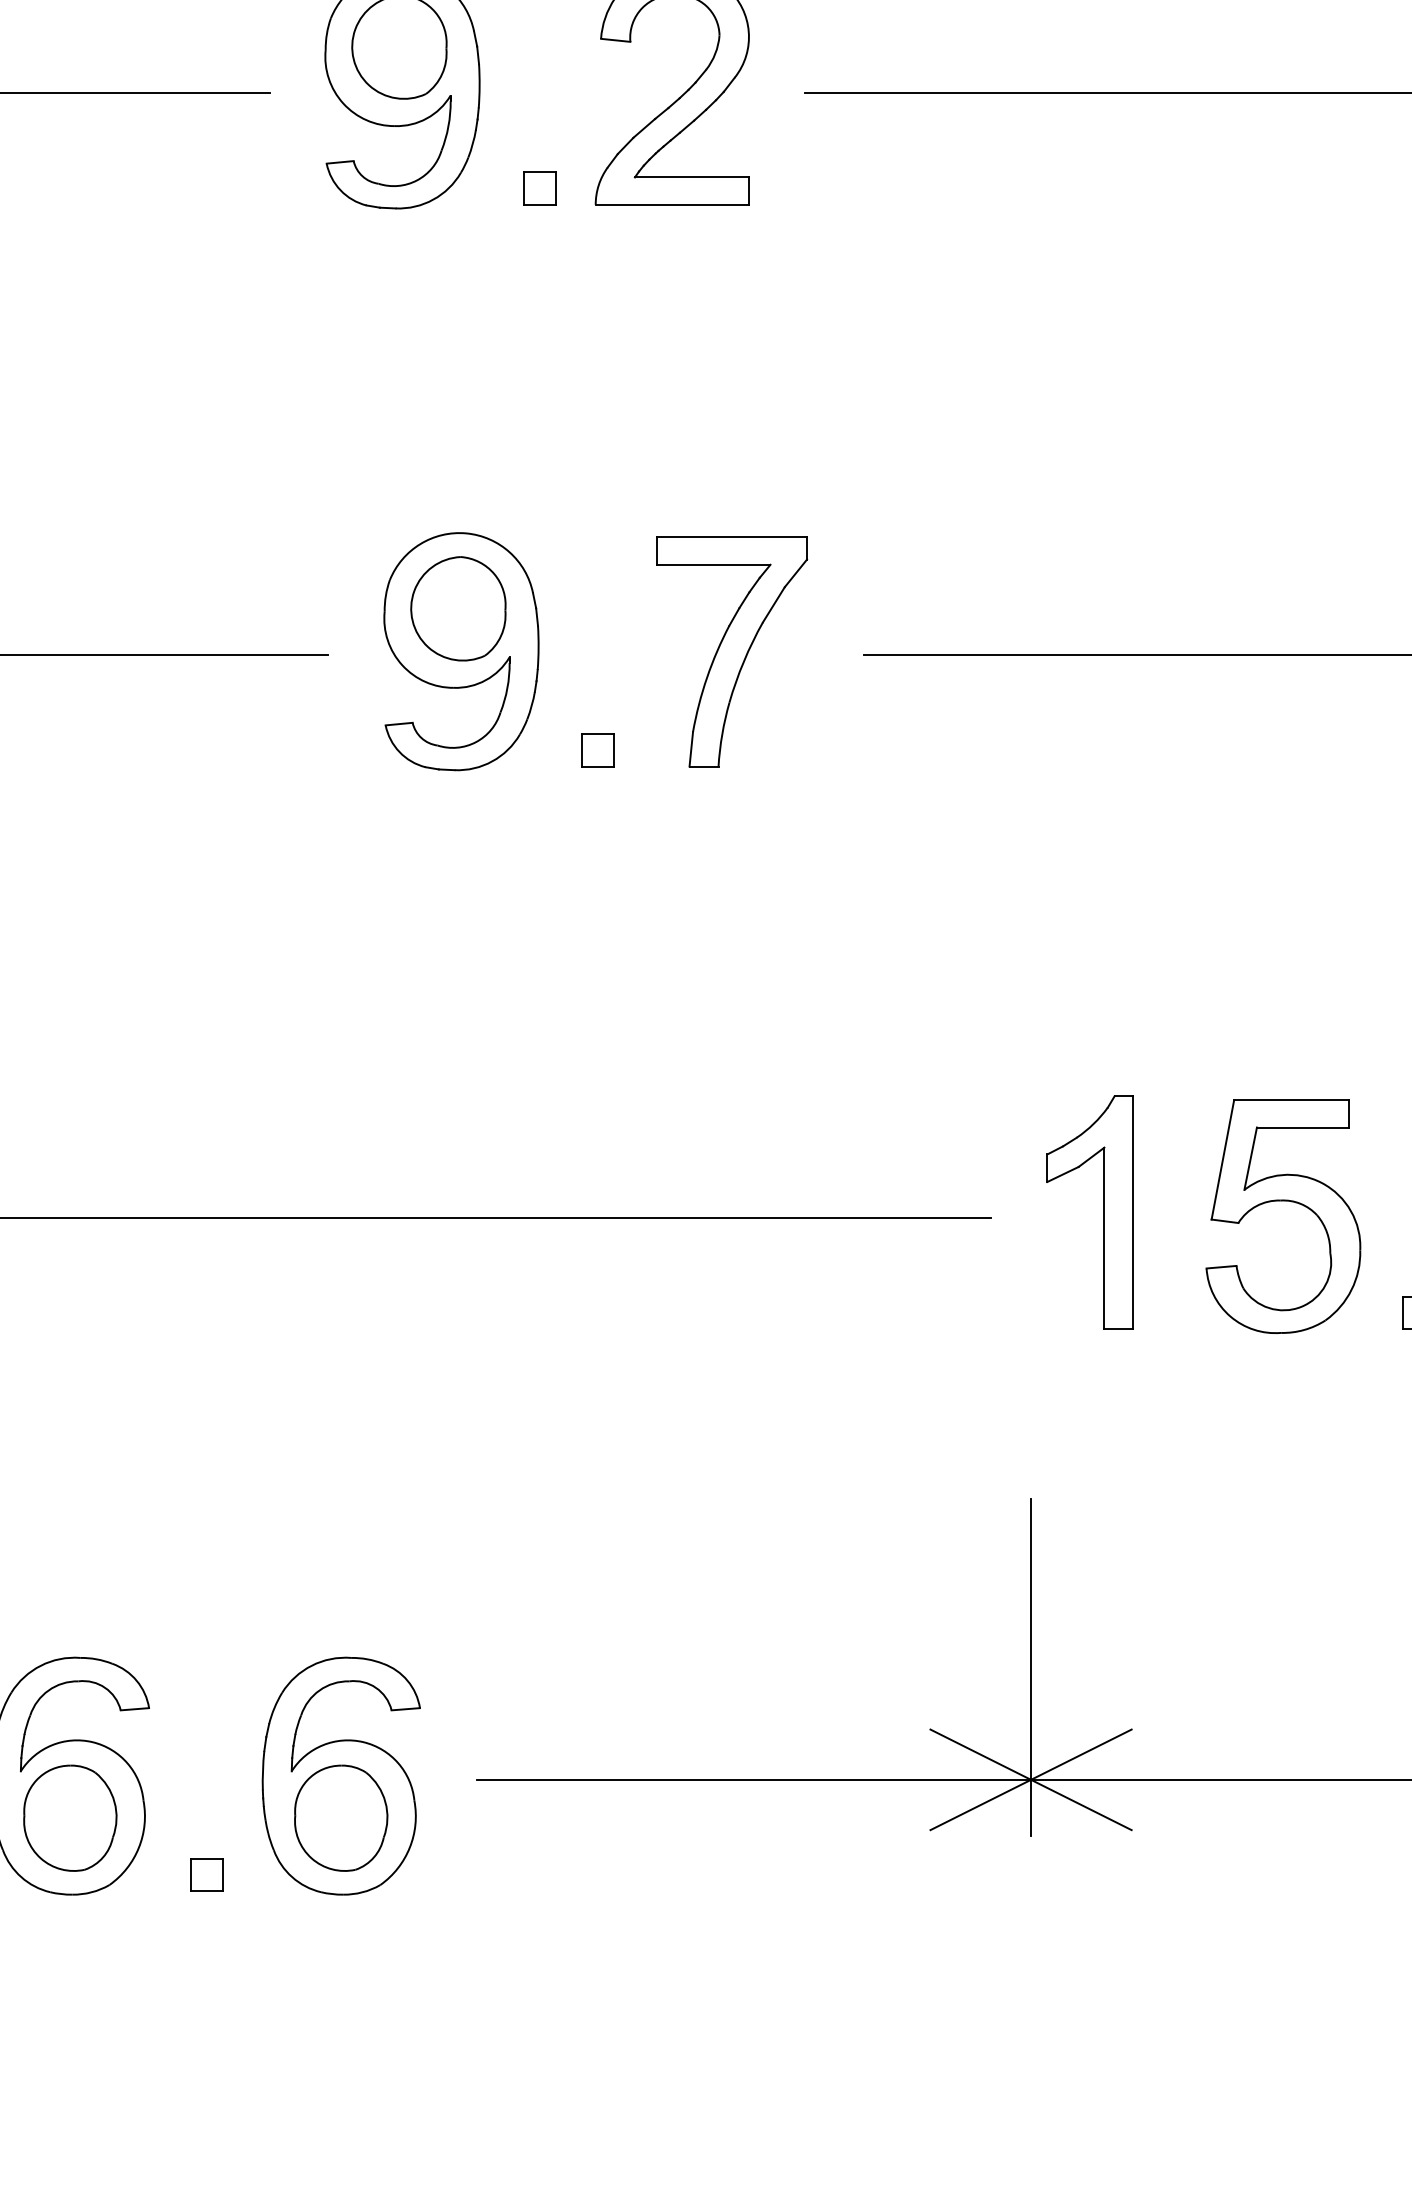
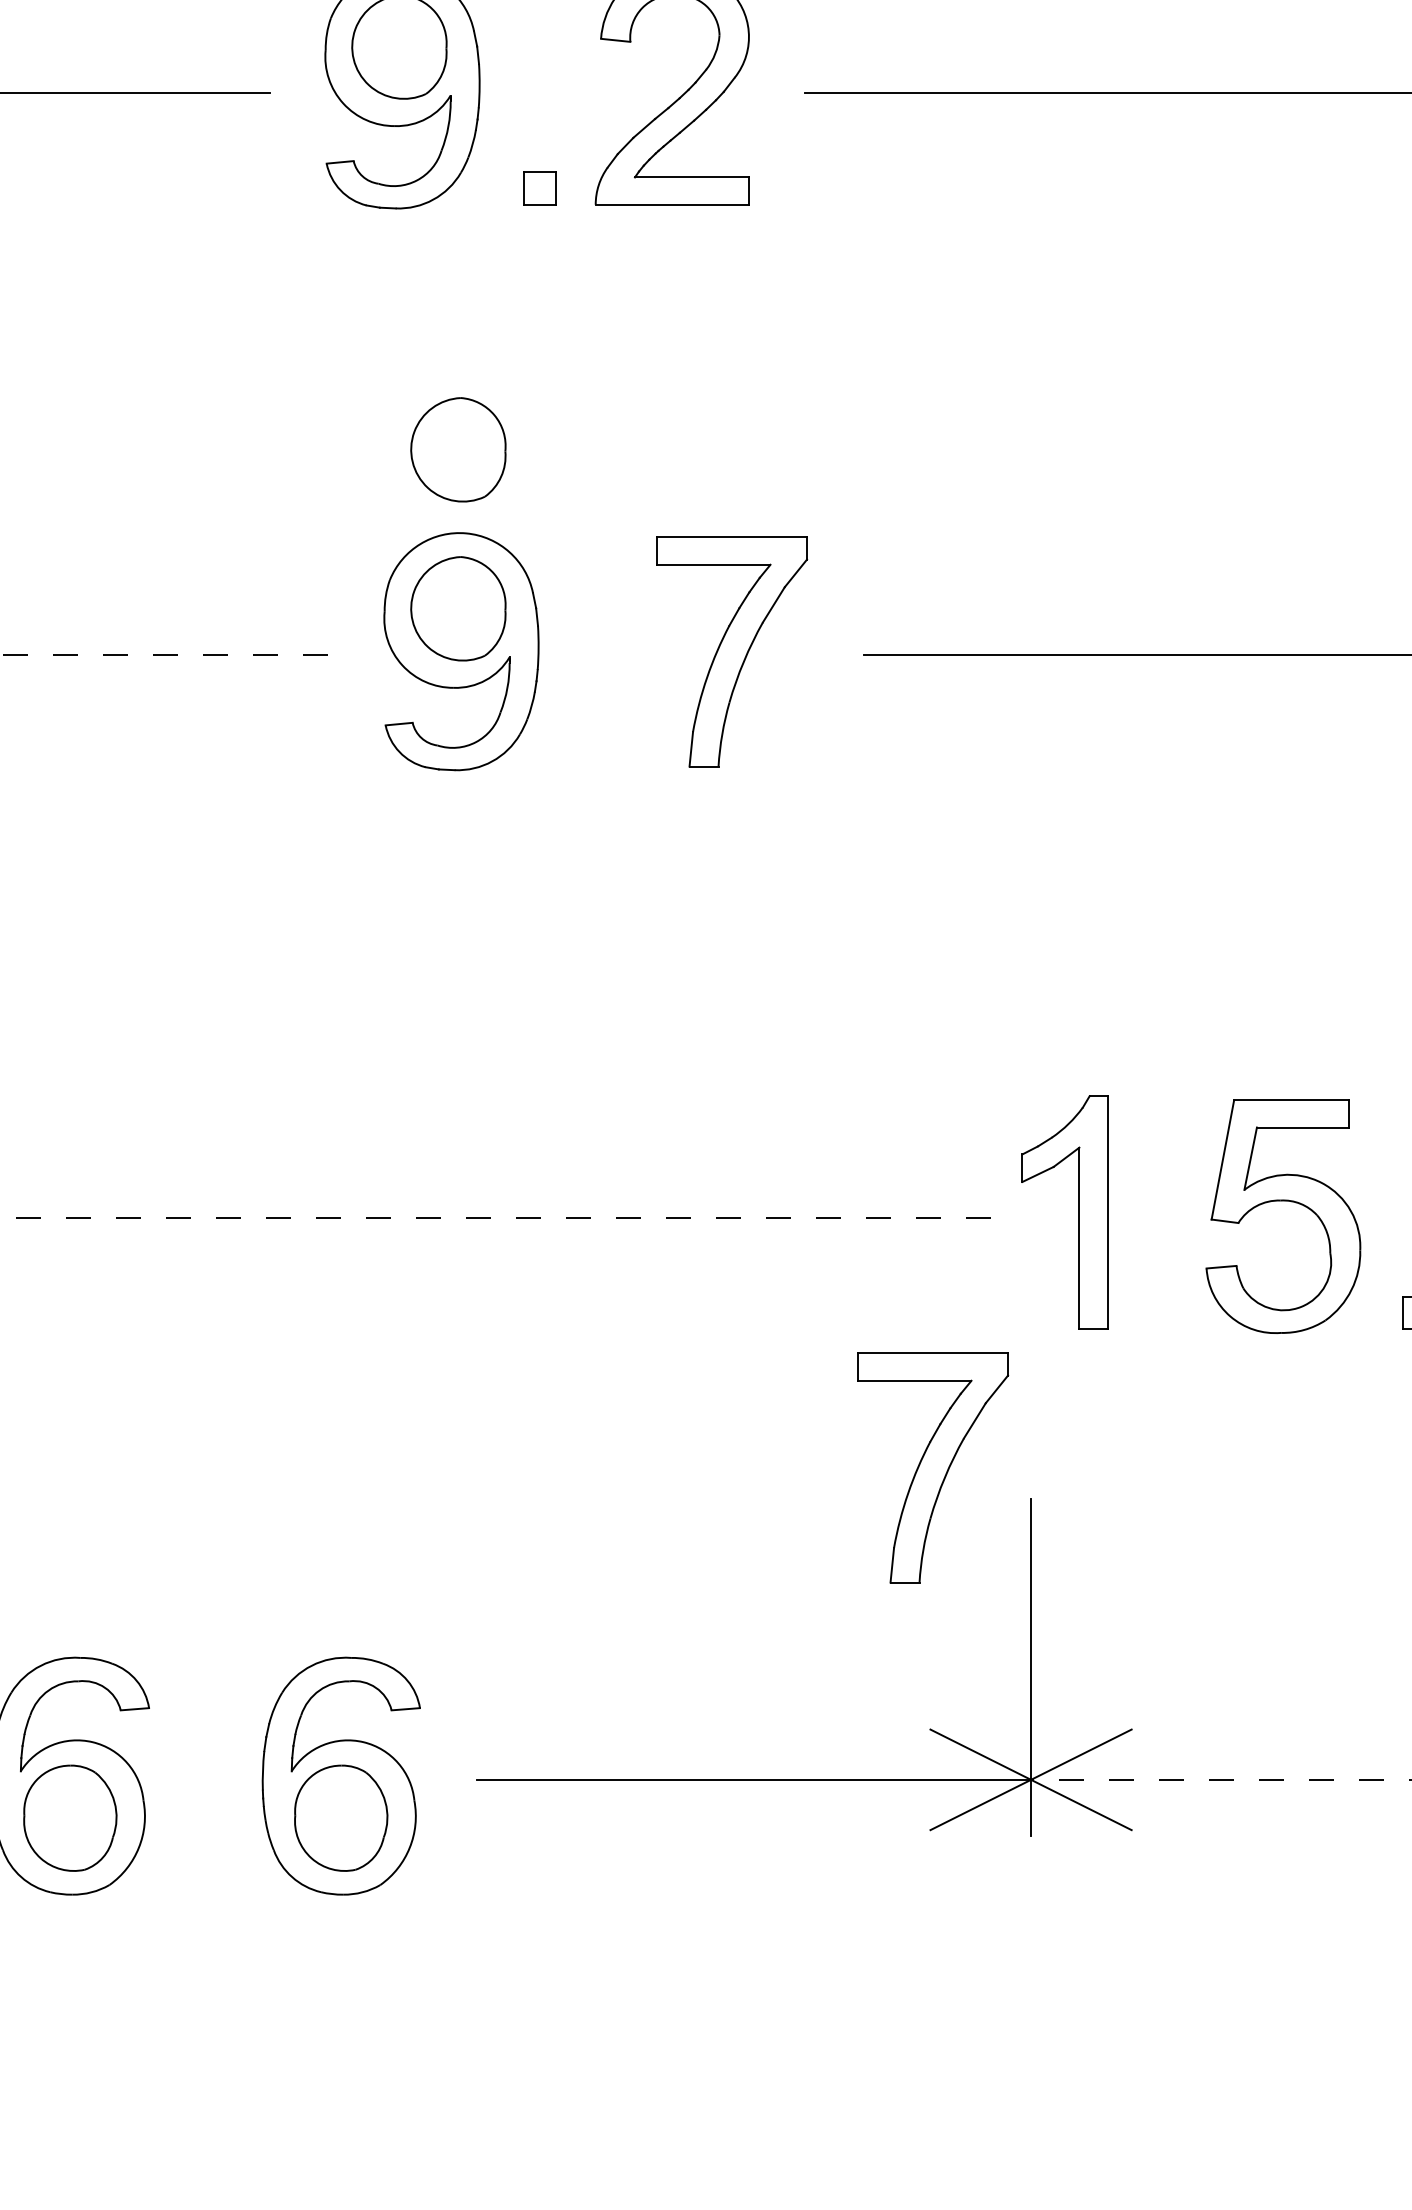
part: none -> present (458, 449)
line: solid -> dashed (164, 655)
part: present -> none (597, 750)
part position: (1103, 1212) -> (1078, 1212) (1078, 1212)
line: solid -> dashed (495, 1217)
part: none -> present (933, 1467)
line: solid -> dashed (1221, 1779)
part: present -> none (206, 1874)
